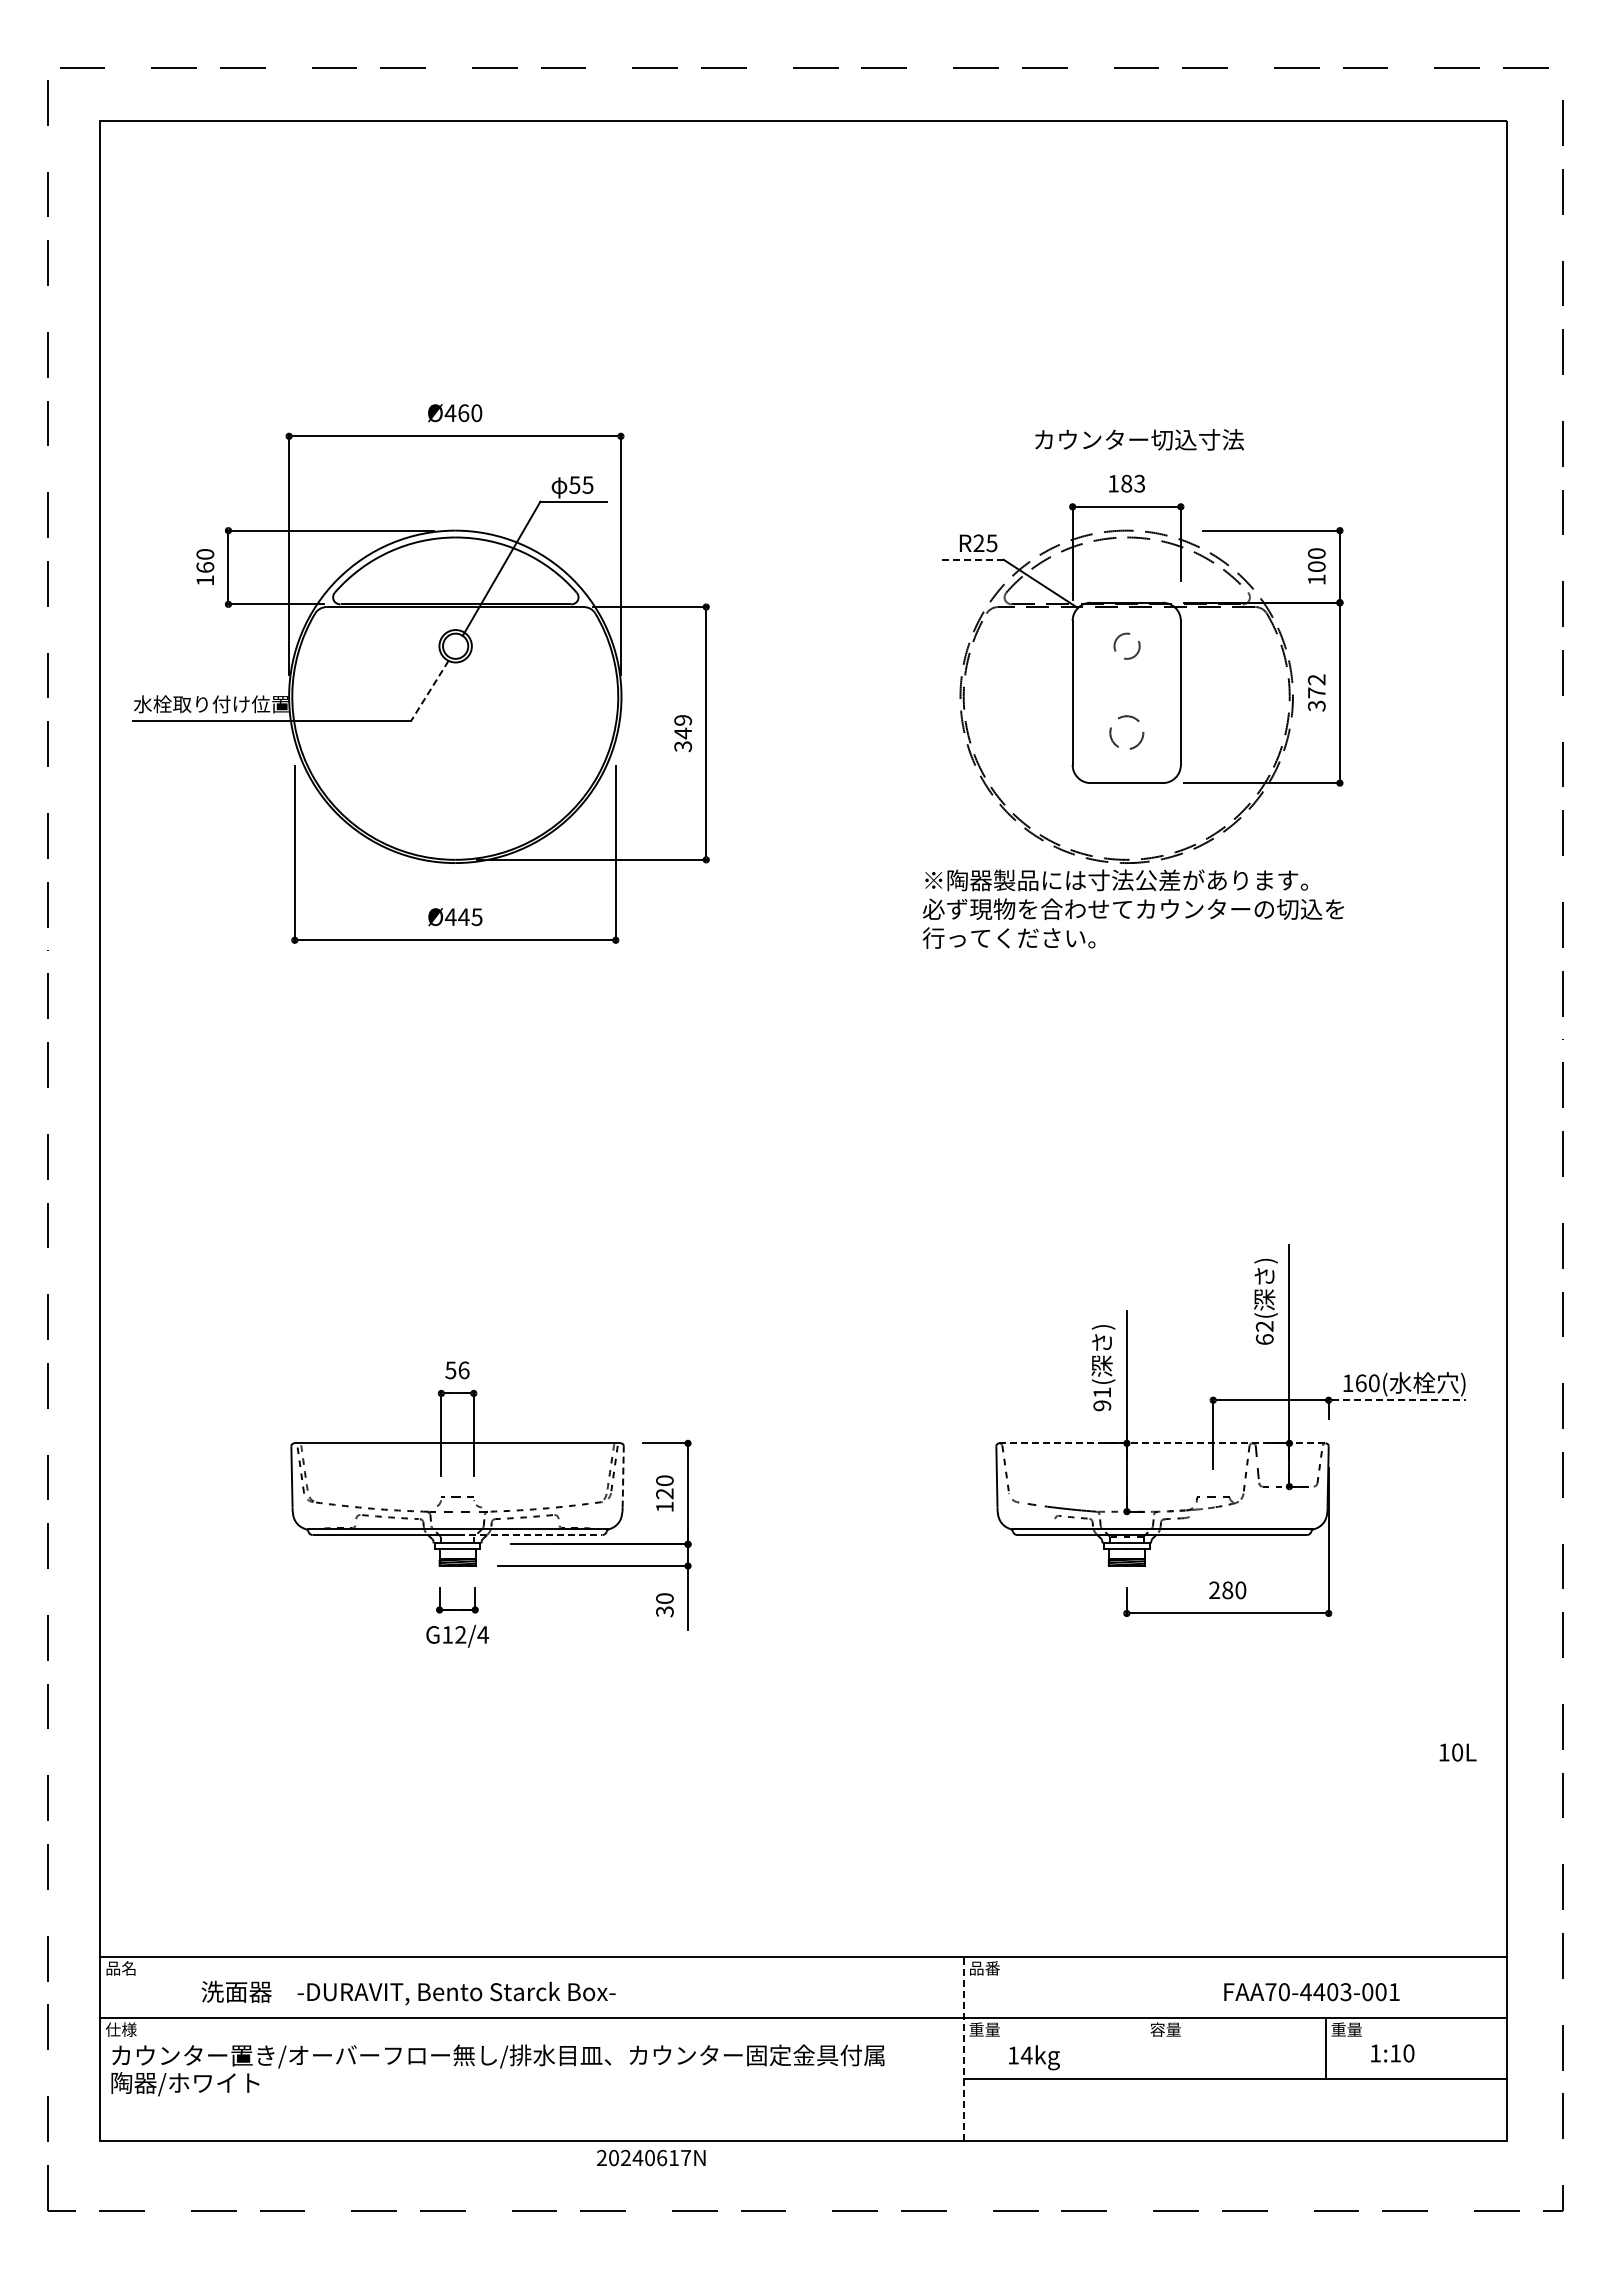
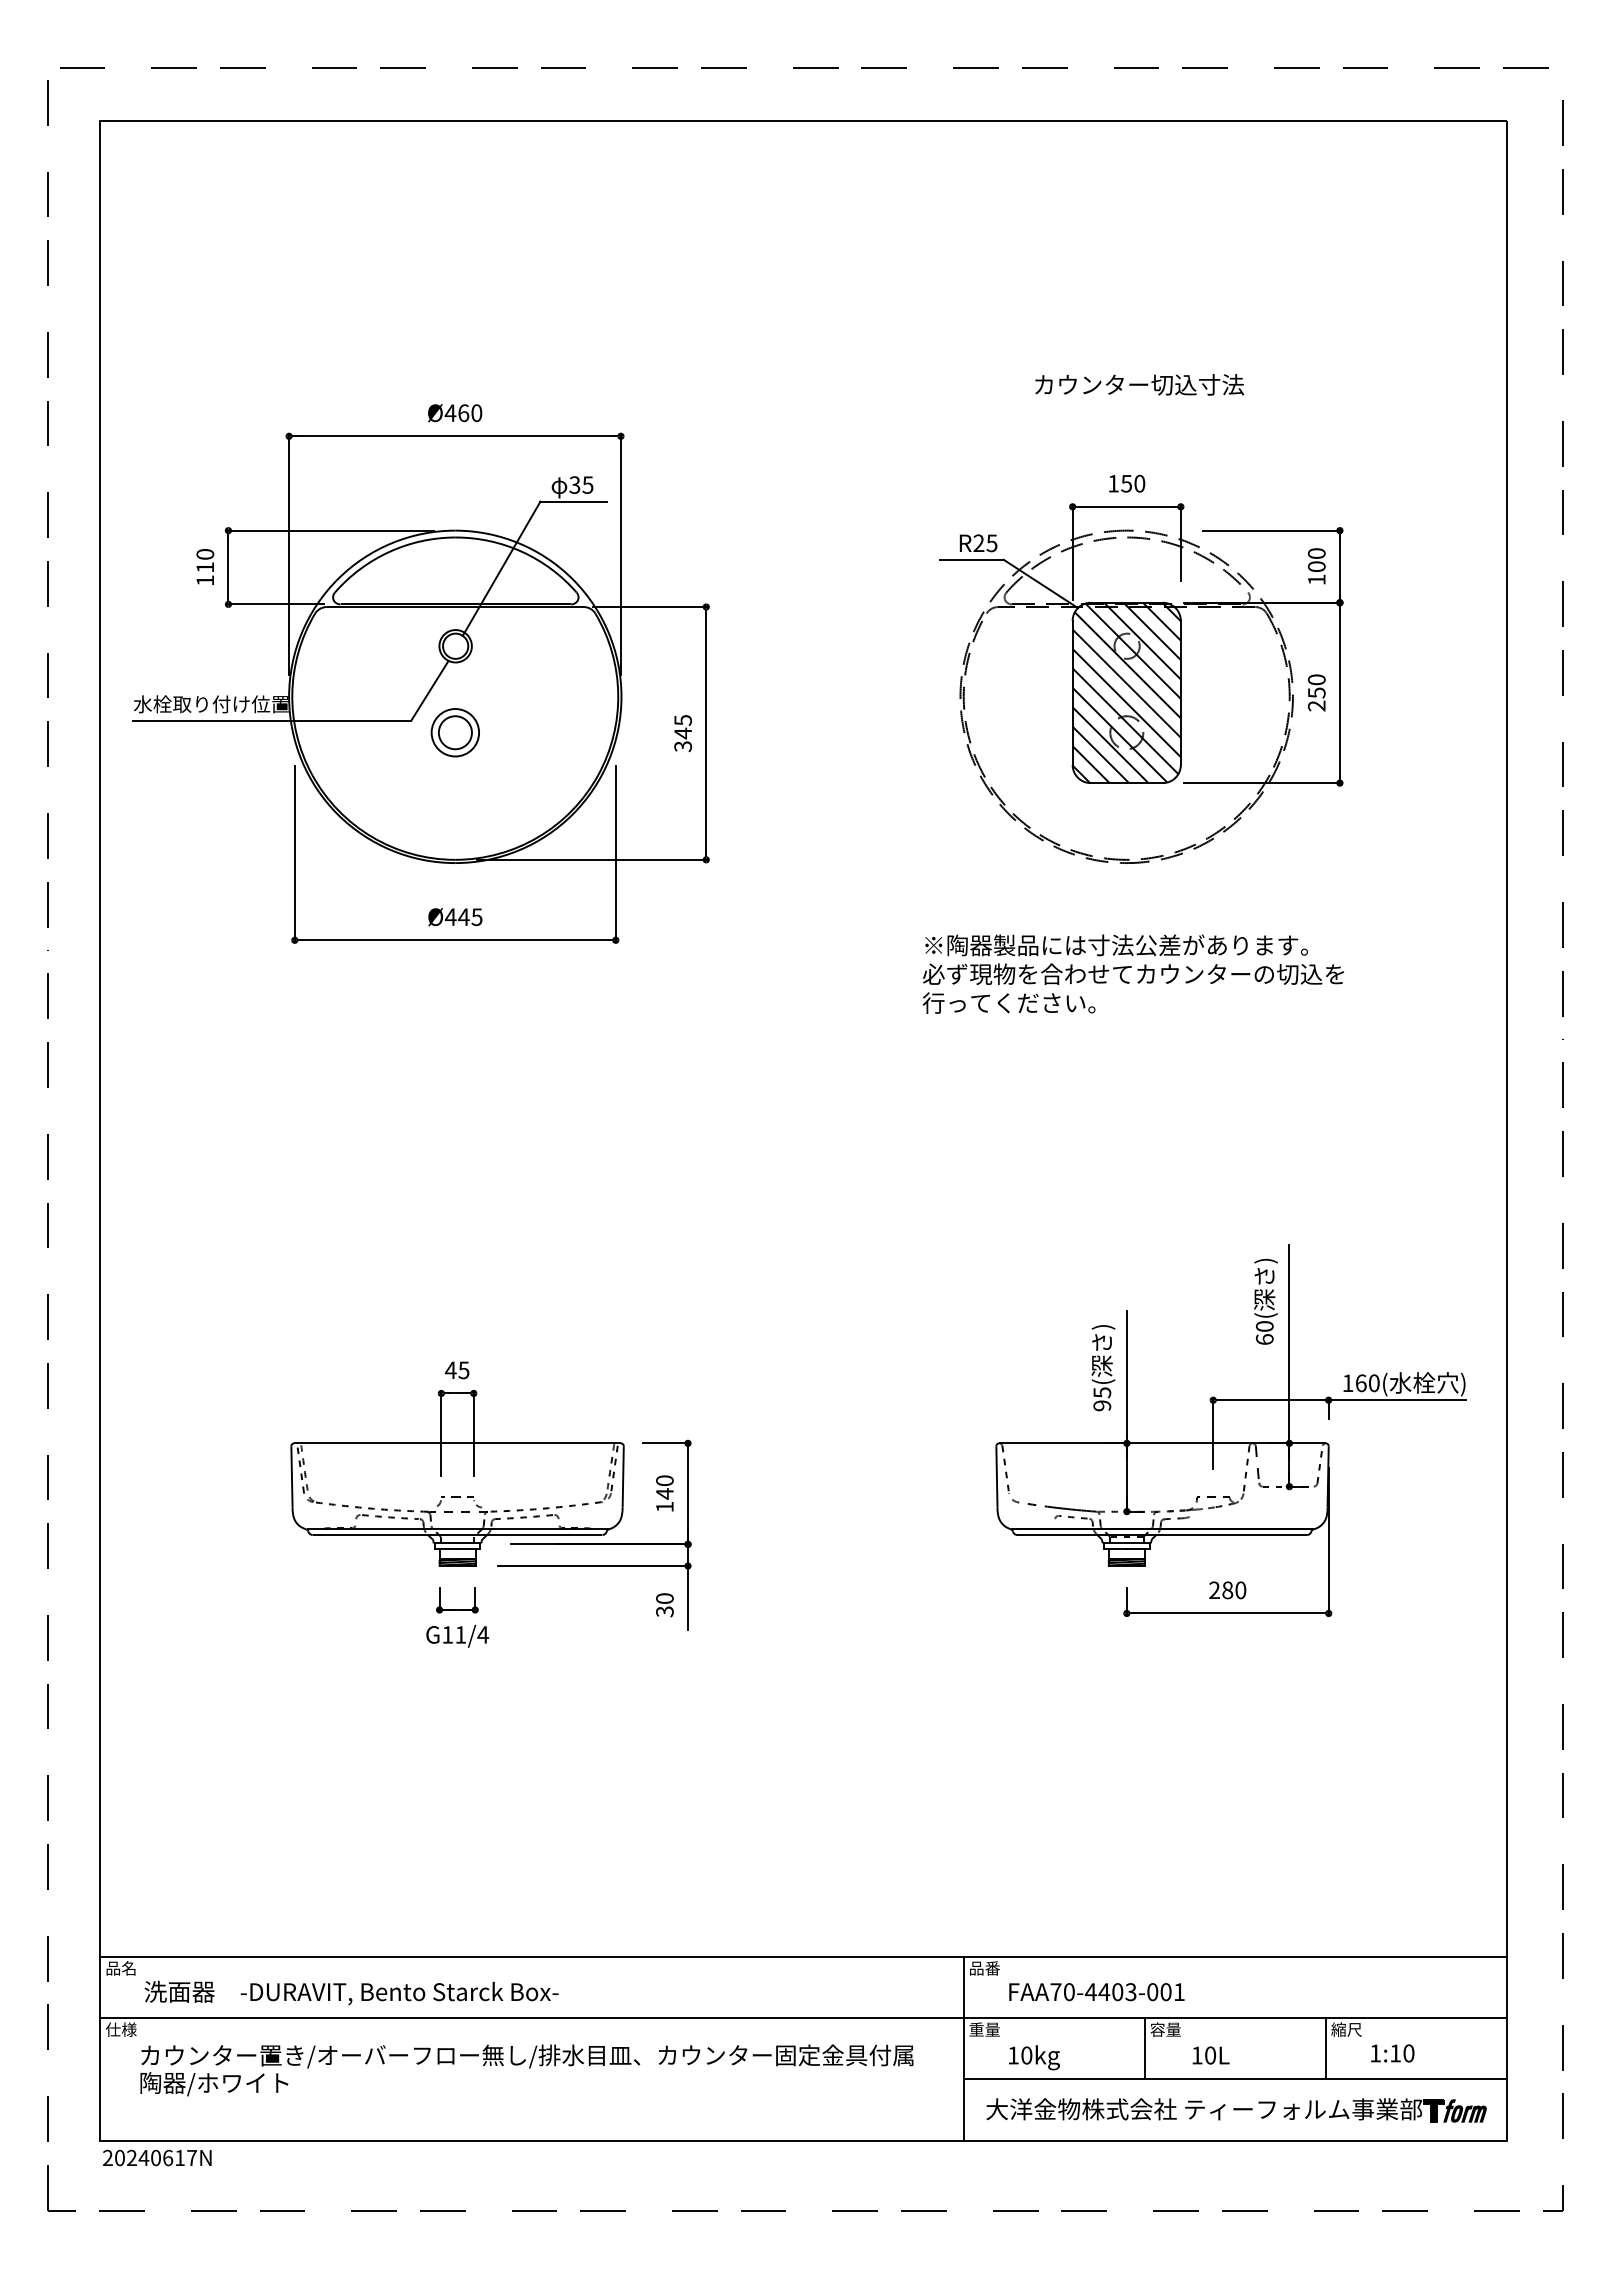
text position: (1139, 439) -> (1139, 384) (1139, 384)
text: 183 -> 150 (1133, 483)
text: 55 -> 35 (575, 484)
line: dashed -> solid (972, 559)
text: 160 -> 110 (205, 567)
line: dashed -> solid (429, 691)
hatch: none -> present (1126, 692)
text: 372 -> 250 (1316, 692)
text: 349 -> 345 (682, 720)
part: none -> present (454, 732)
text position: (1133, 908) -> (1133, 973) (1133, 973)
text: 62( -> 60( (1264, 1326)
text: 56 -> 45 (457, 1370)
text: 91( -> 95( (1102, 1392)
line: dashed -> solid (1394, 1400)
line: dashed -> solid (1163, 1443)
line: dashed -> solid (623, 1476)
text: 120 -> 140 (664, 1493)
line: dashed -> solid (530, 1534)
text: G12/4 -> G11/4 (460, 1634)
text position: (1457, 1752) -> (1210, 2055) (1210, 2055)
text position: (408, 1992) -> (351, 1992) (351, 1992)
text position: (1311, 1992) -> (1096, 1992) (1096, 1992)
text: 重量 -> 縮尺 (1346, 2029)
line: dashed -> solid (963, 2048)
line: none -> present (1144, 2048)
text: 14kg -> 10kg (1026, 2055)
text position: (497, 2070) -> (526, 2070) (526, 2070)
part: none -> present (1236, 2110)
text position: (651, 2157) -> (157, 2157) (157, 2157)
